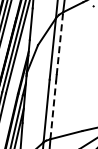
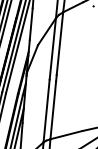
line: dashed -> solid (59, 43)
line: dashed -> solid (53, 110)
